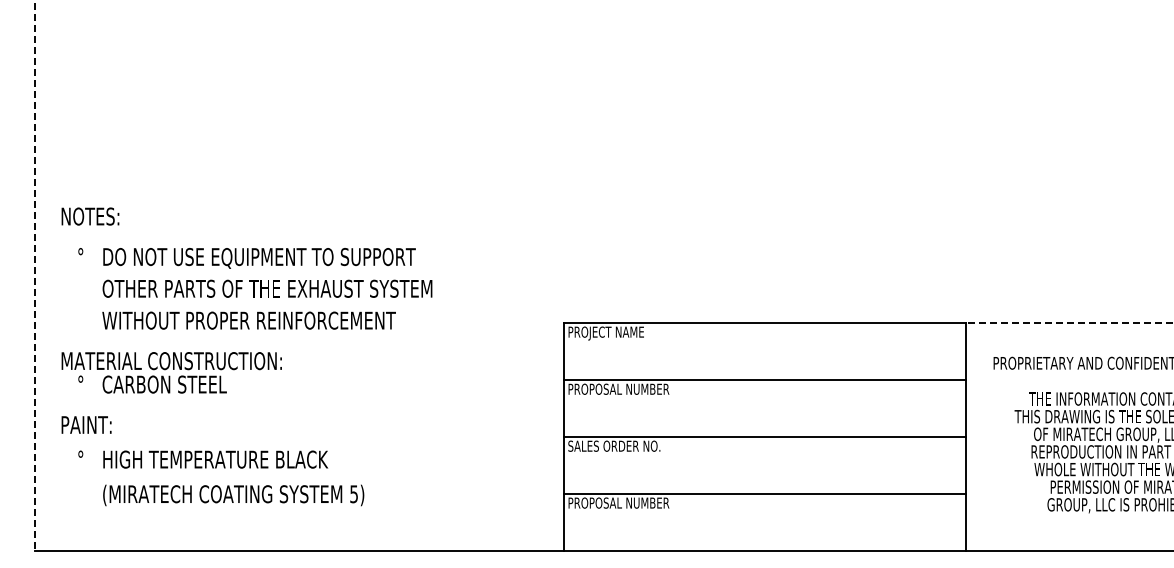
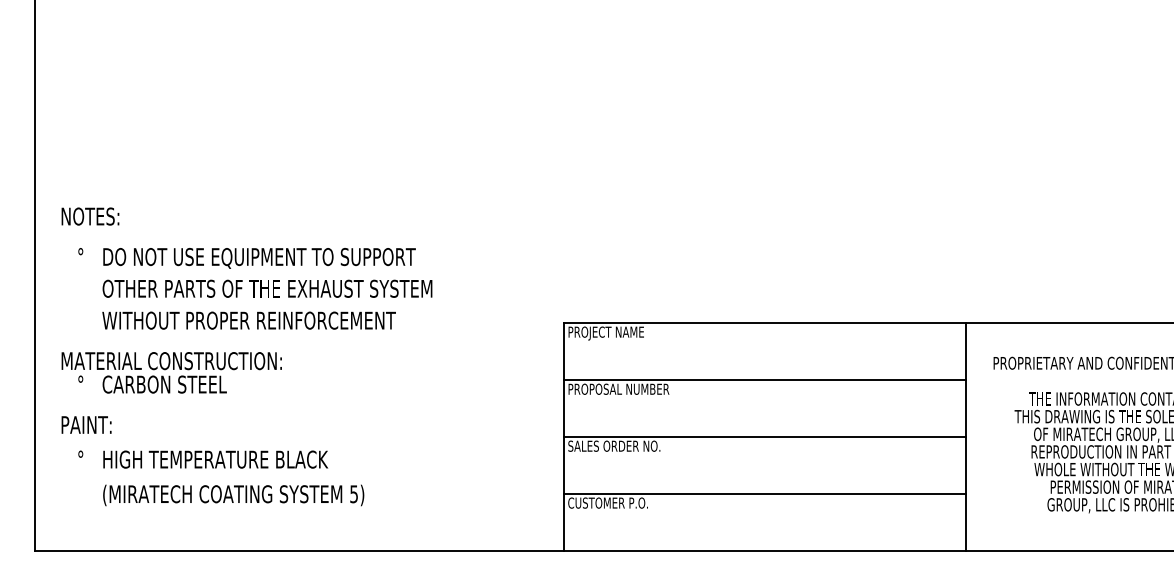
line: dashed -> solid (35, 276)
line: dashed -> solid (1069, 322)
text: PROPOSAL NUMBER -> CUSTOMER P.O. (618, 502)
